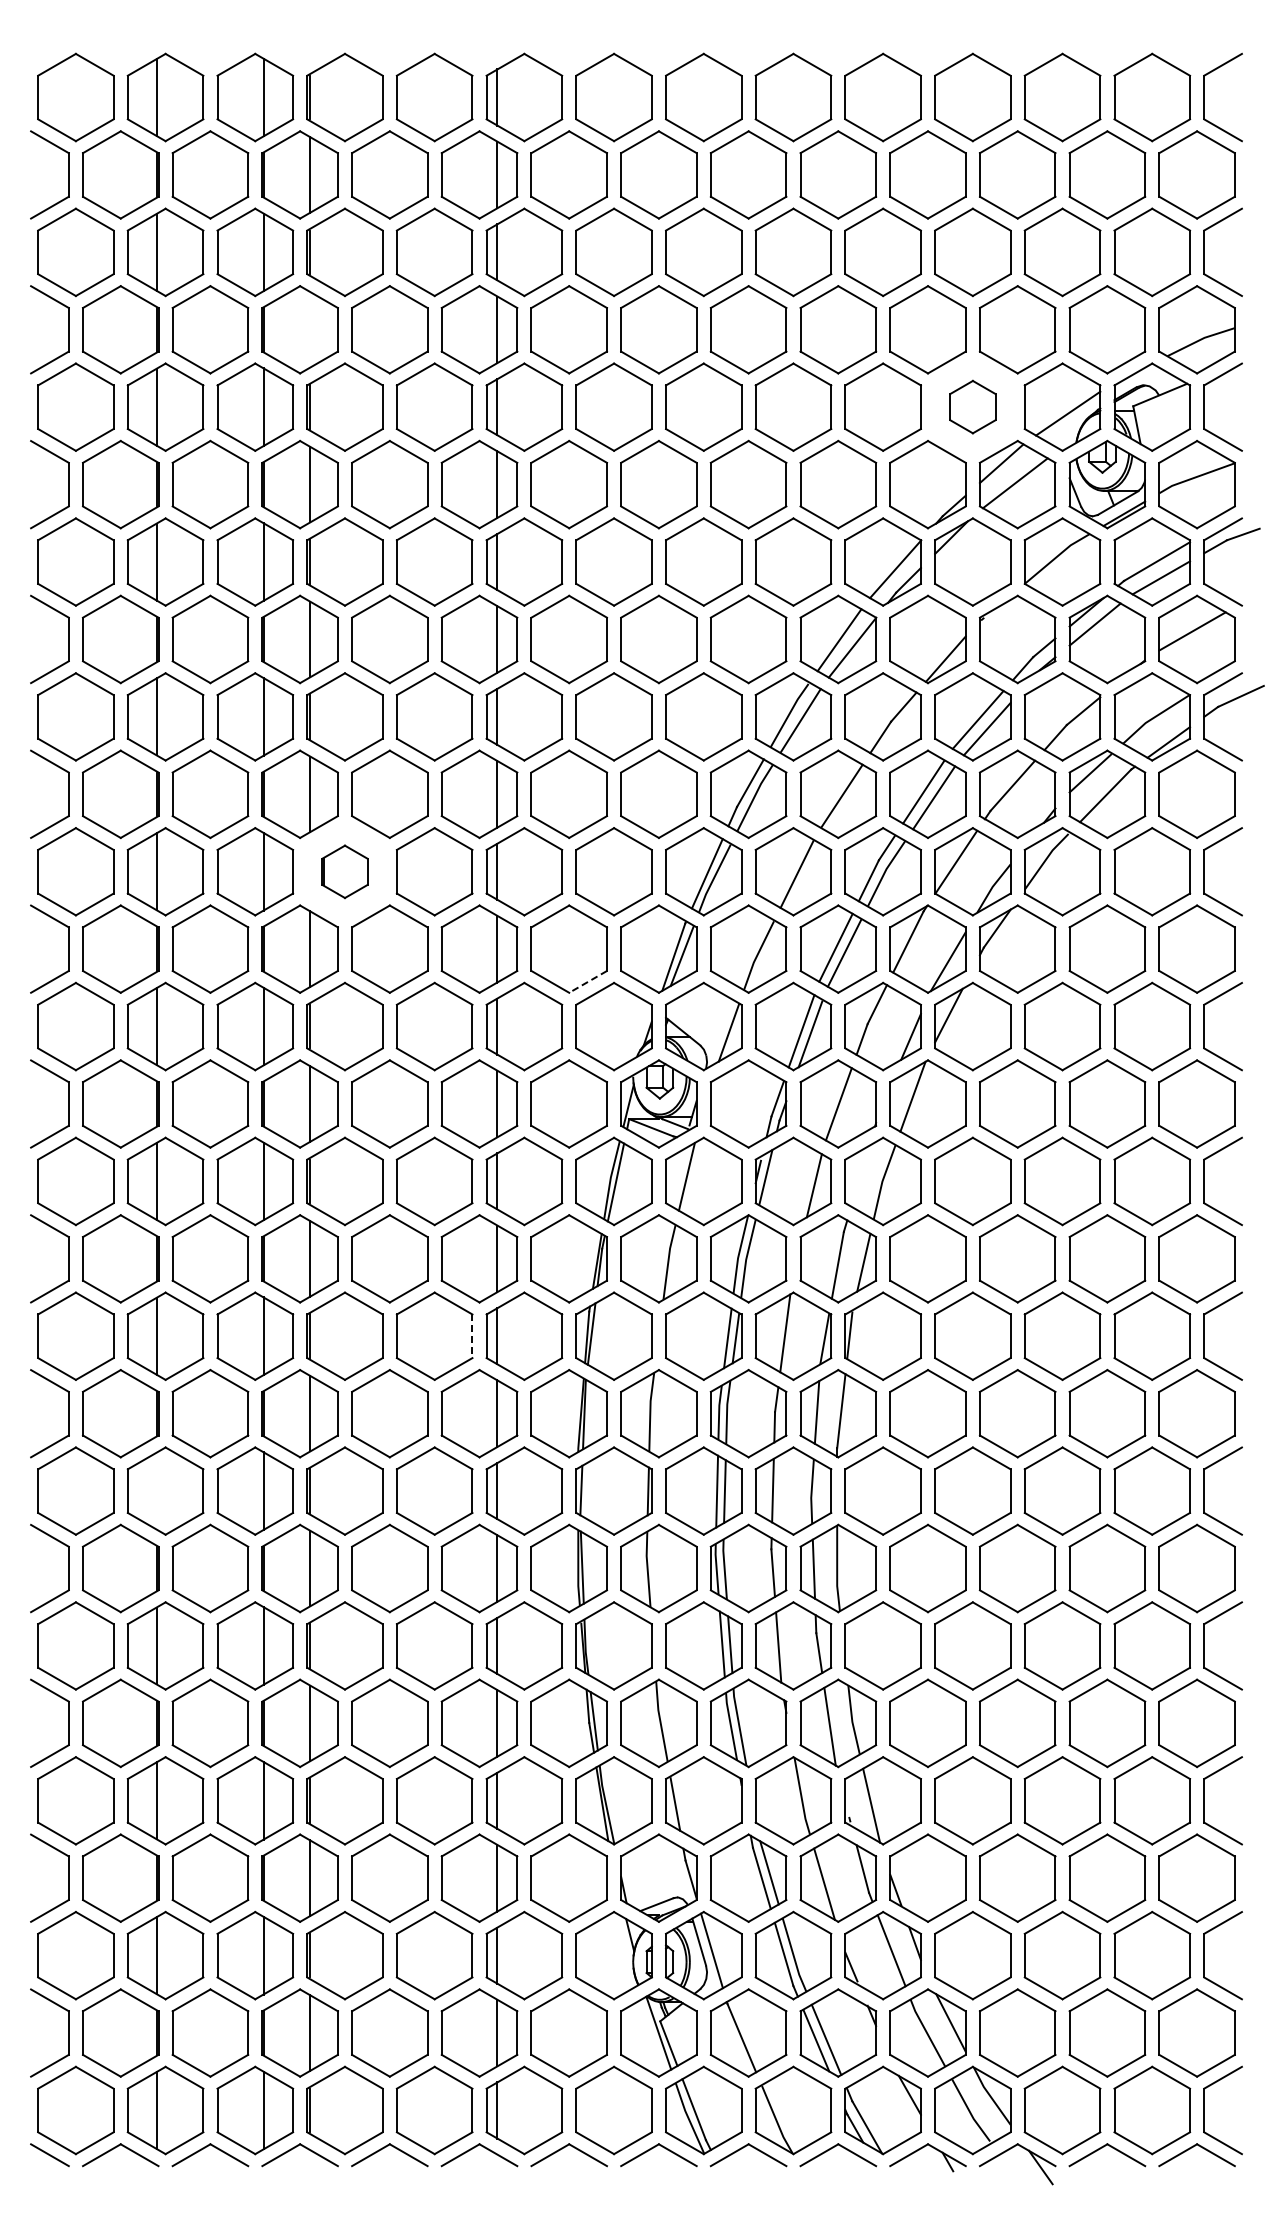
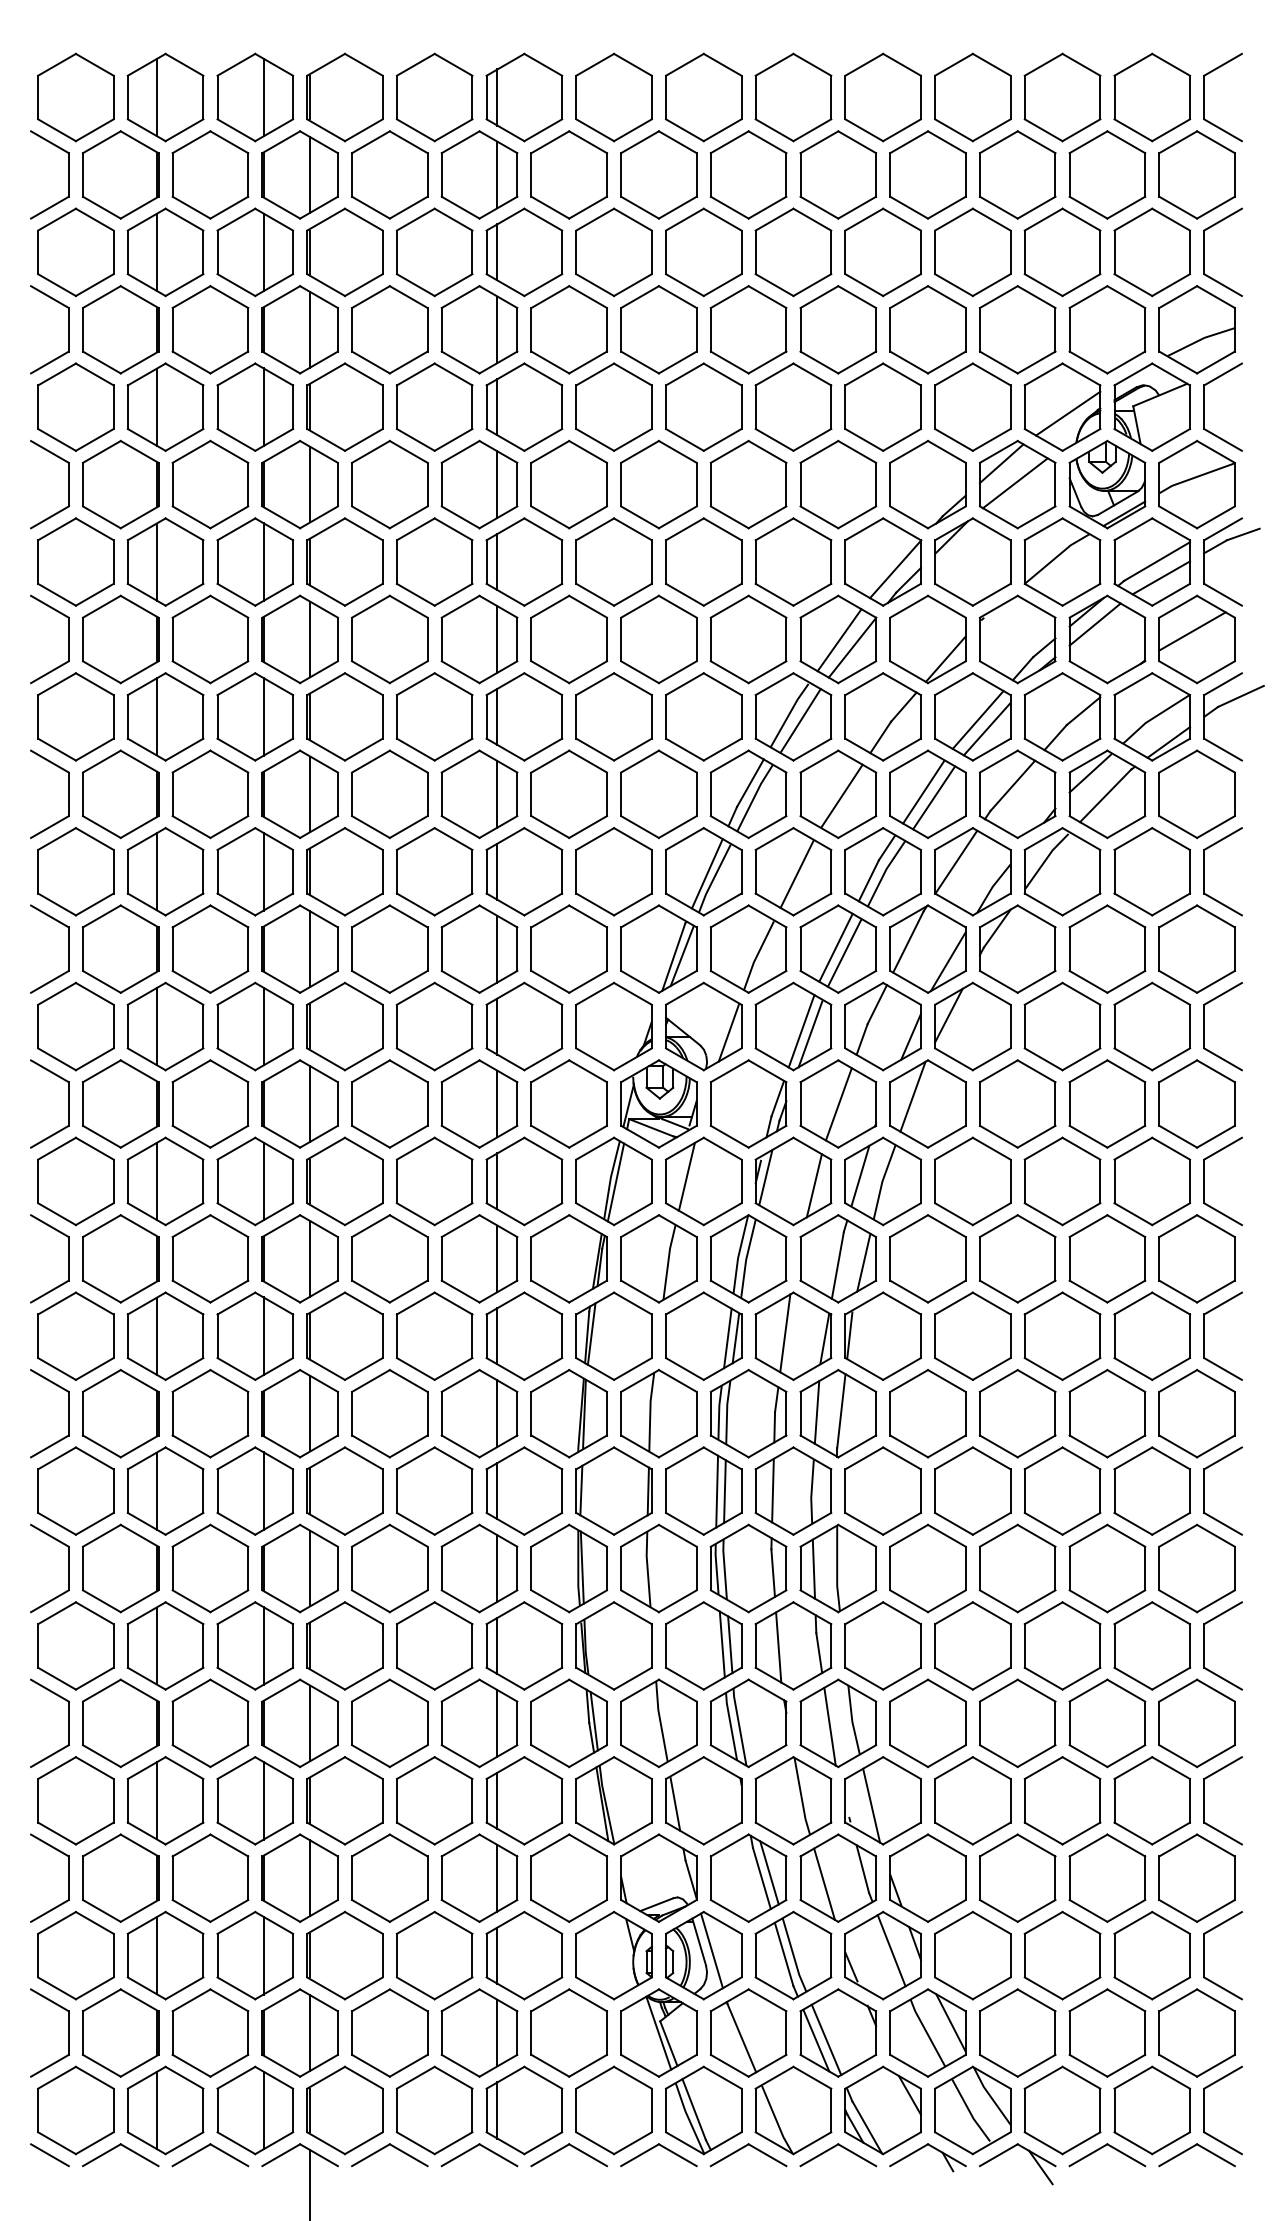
line: none -> present (310, 329)
part size: 48x56 px -> 78x90 px (972, 406)
part size: 48x56 px -> 78x90 px (344, 871)
line: dashed -> solid (588, 981)
line: none -> present (860, 1175)
line: dashed -> solid (472, 1336)
line: none -> present (156, 1490)
line: none -> present (310, 2183)
